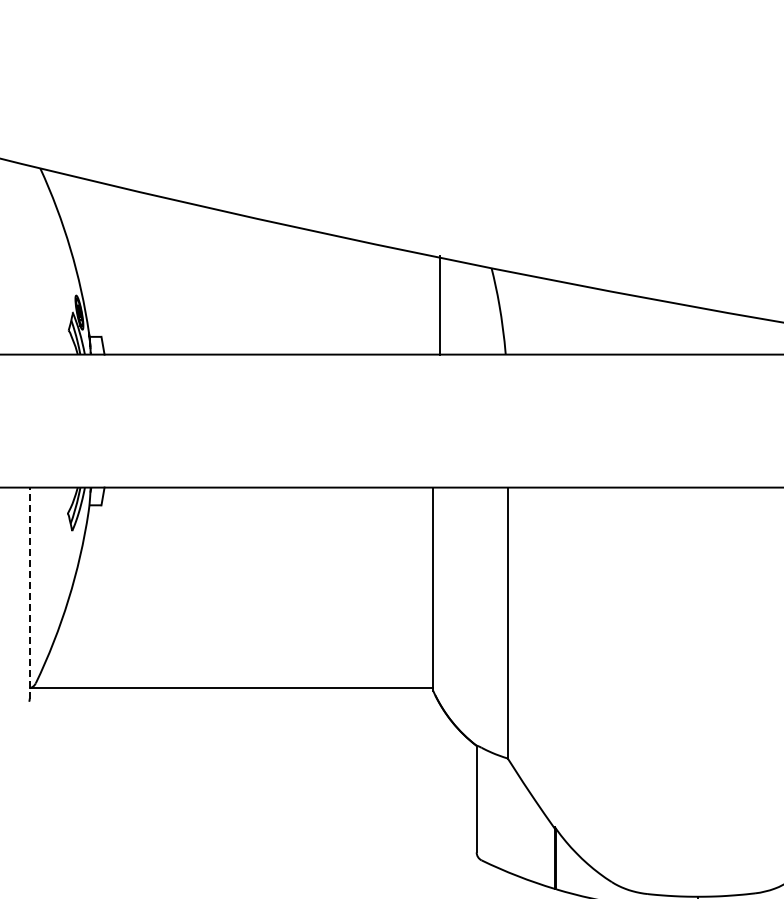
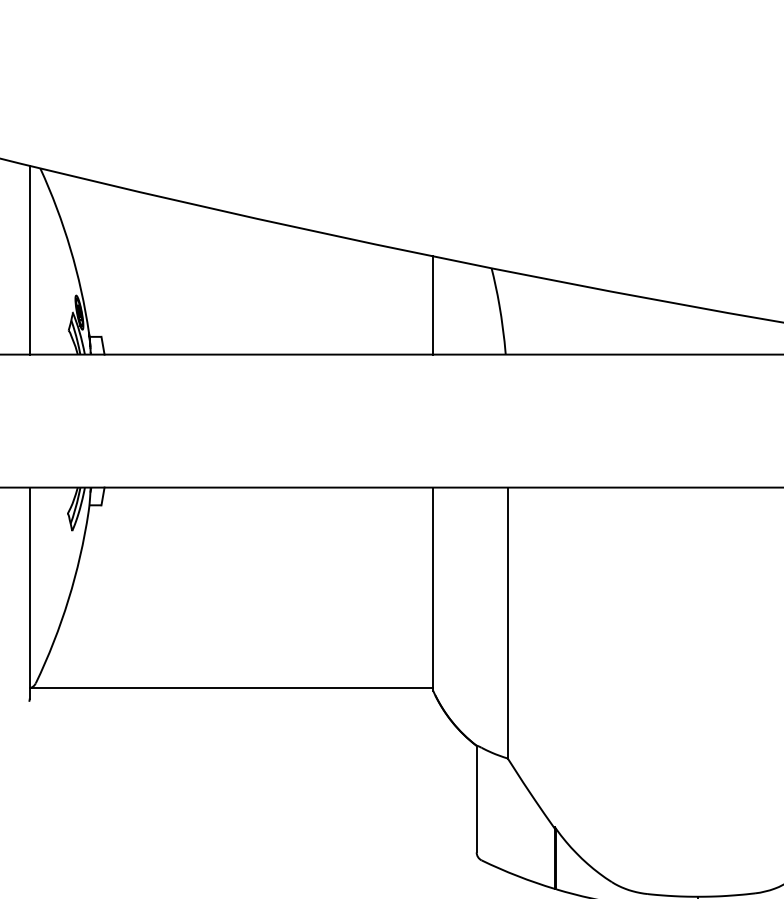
line: none -> present (29, 259)
line position: (440, 305) -> (433, 305) (433, 305)
line: dashed -> solid (29, 593)
